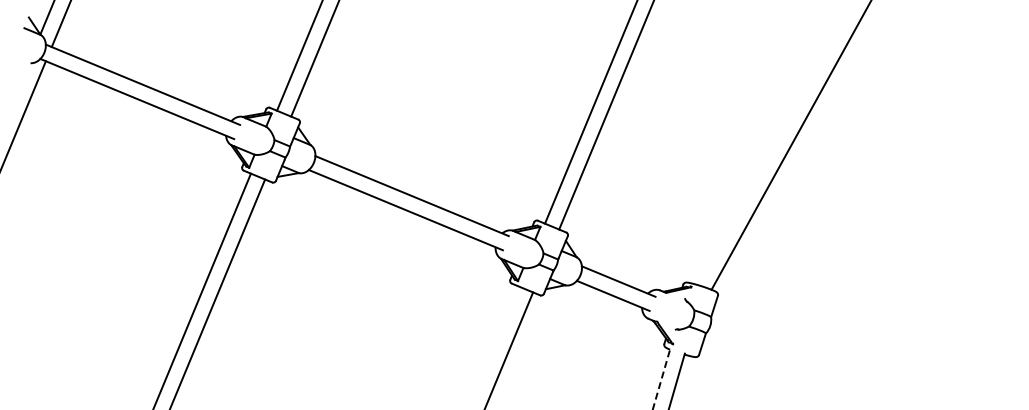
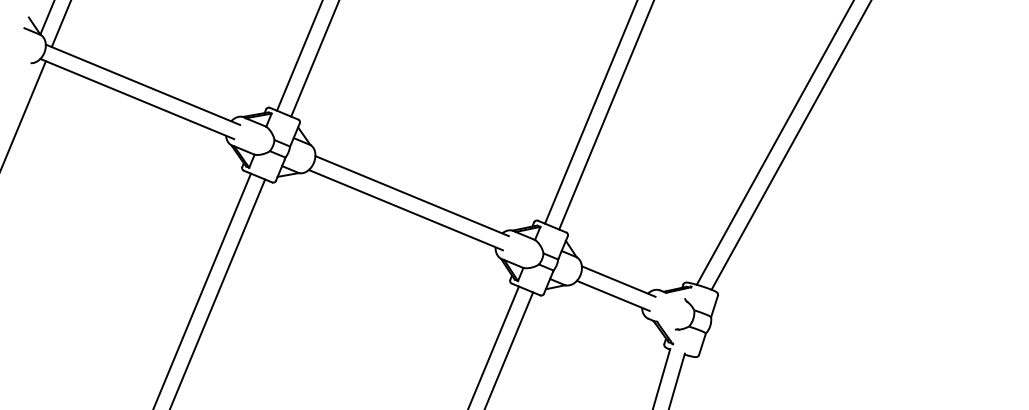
line: none -> present (774, 143)
line: none -> present (493, 346)
line: dashed -> solid (661, 378)
